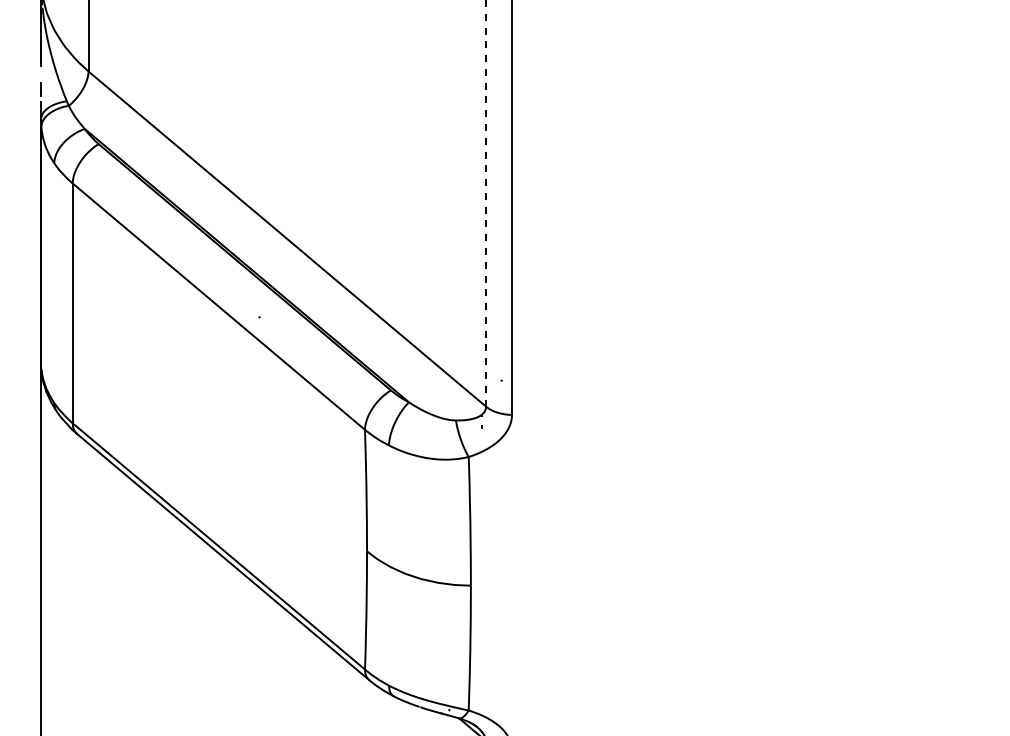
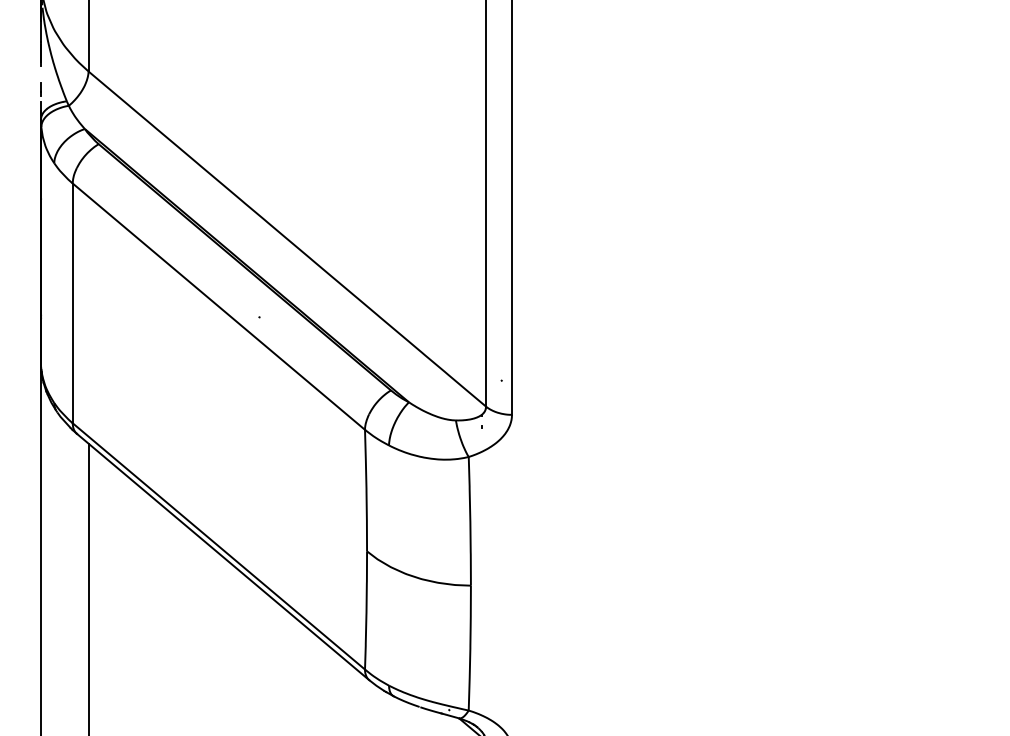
line: dashed -> solid (486, 203)
line: none -> present (88, 587)
